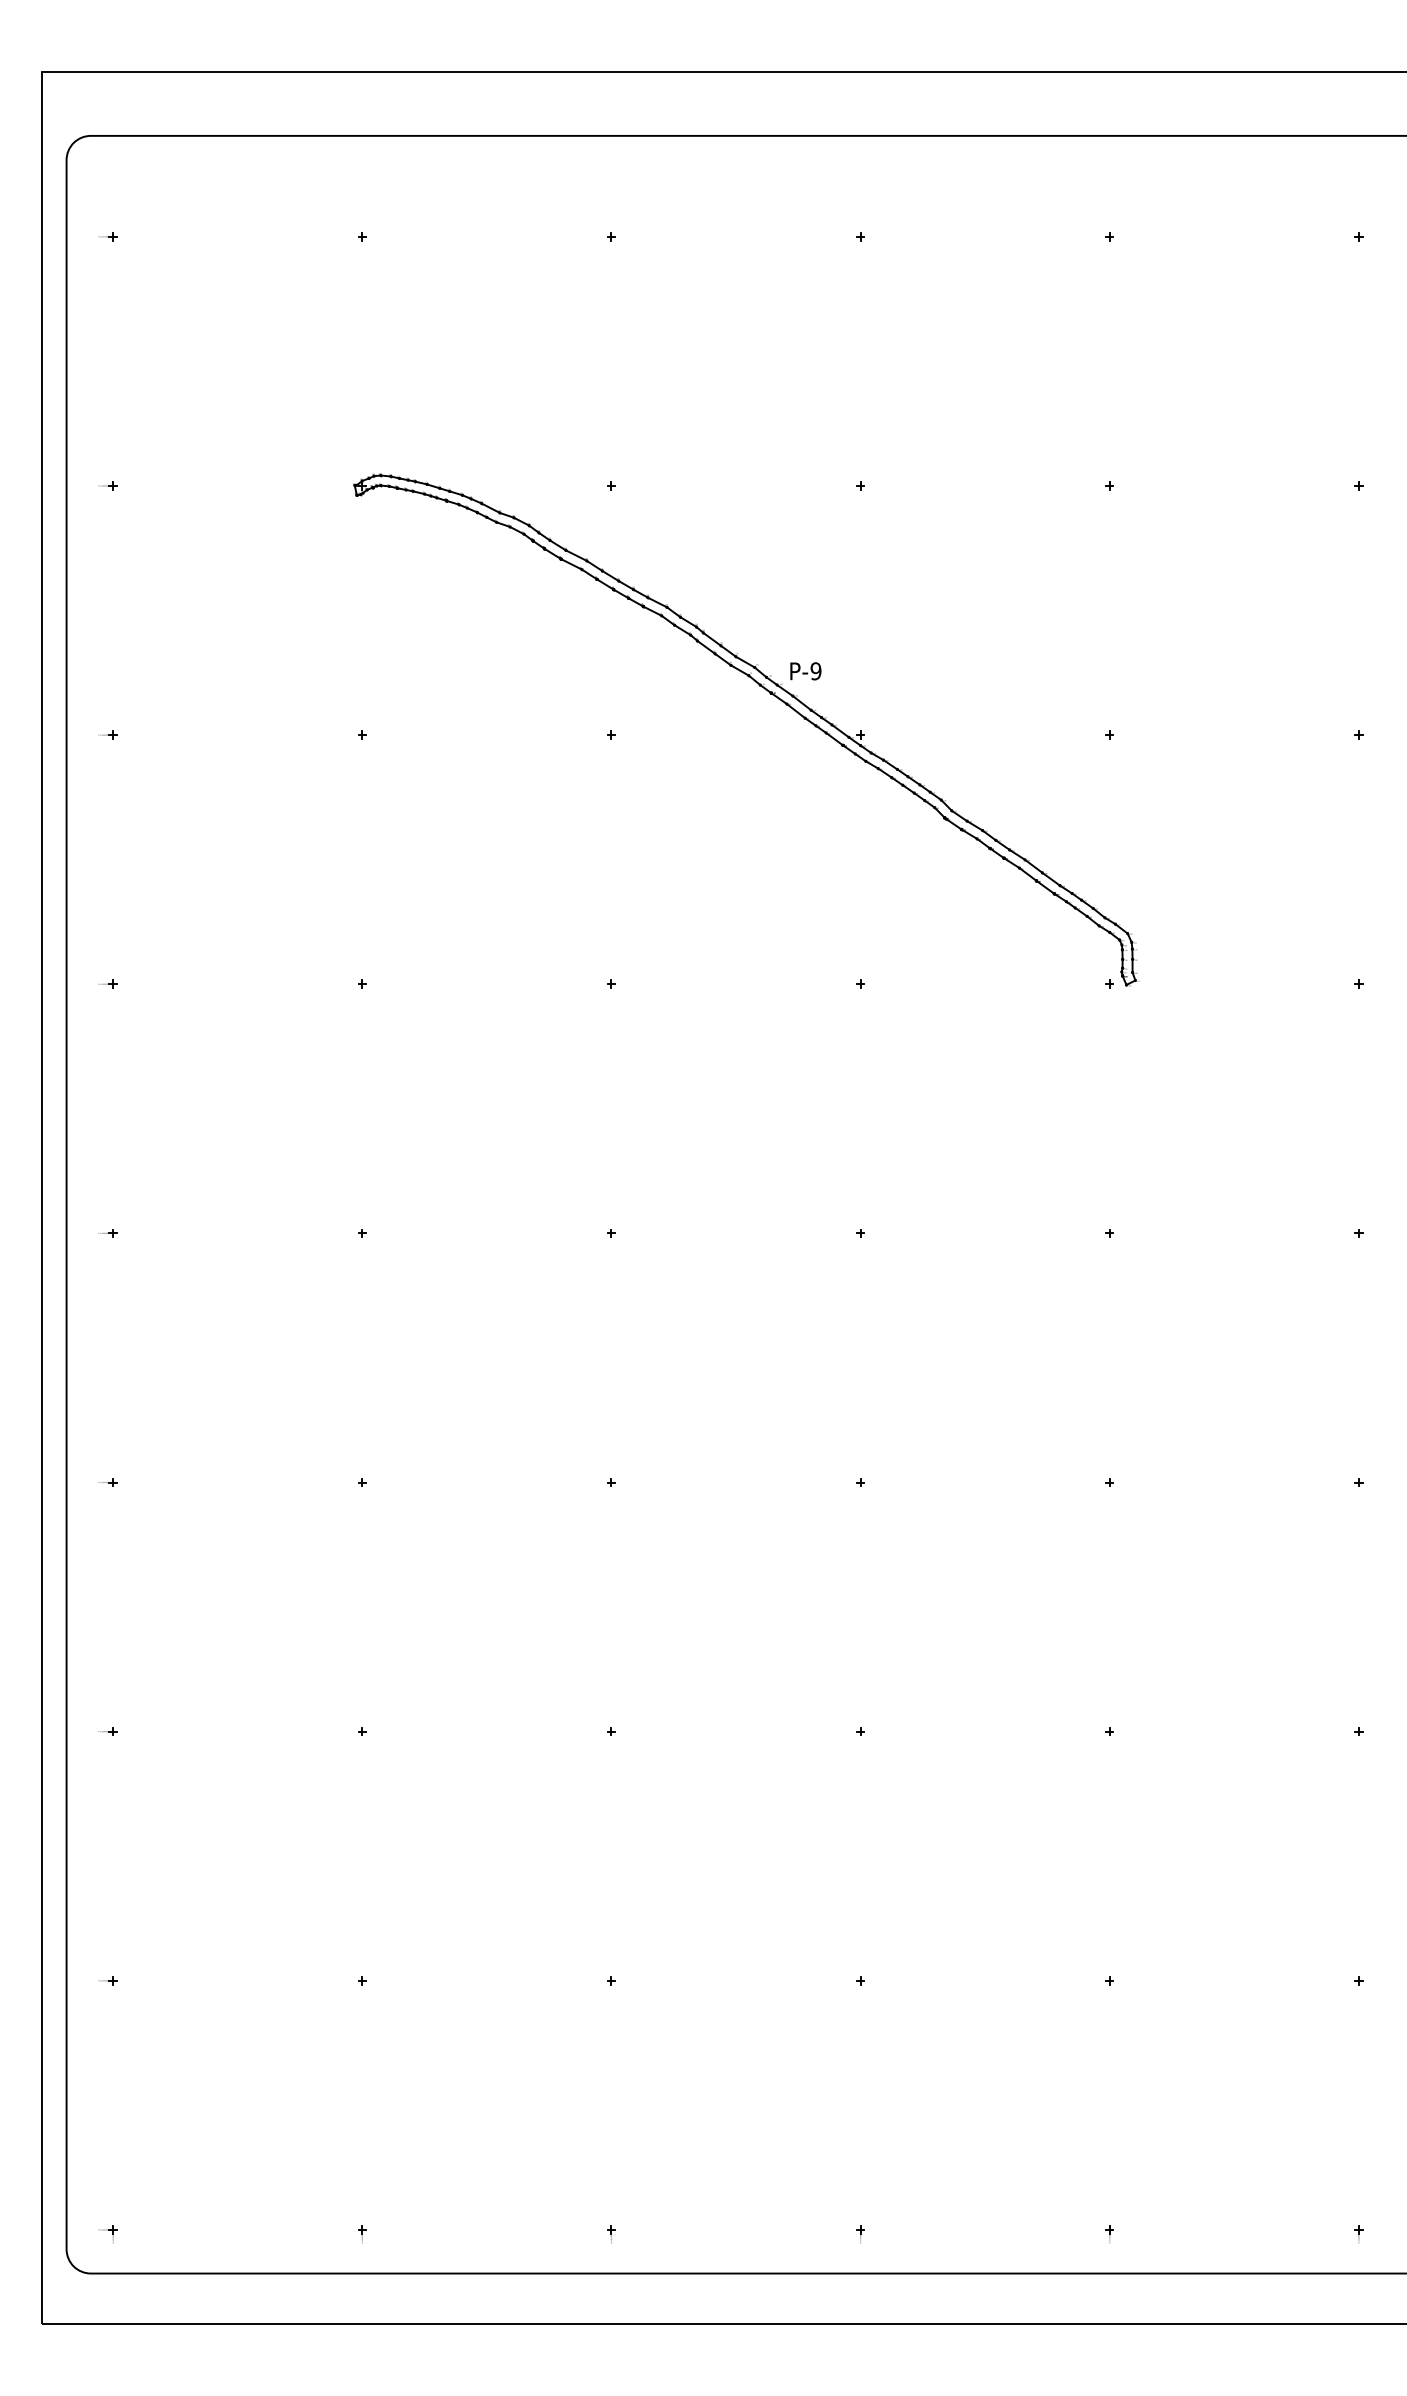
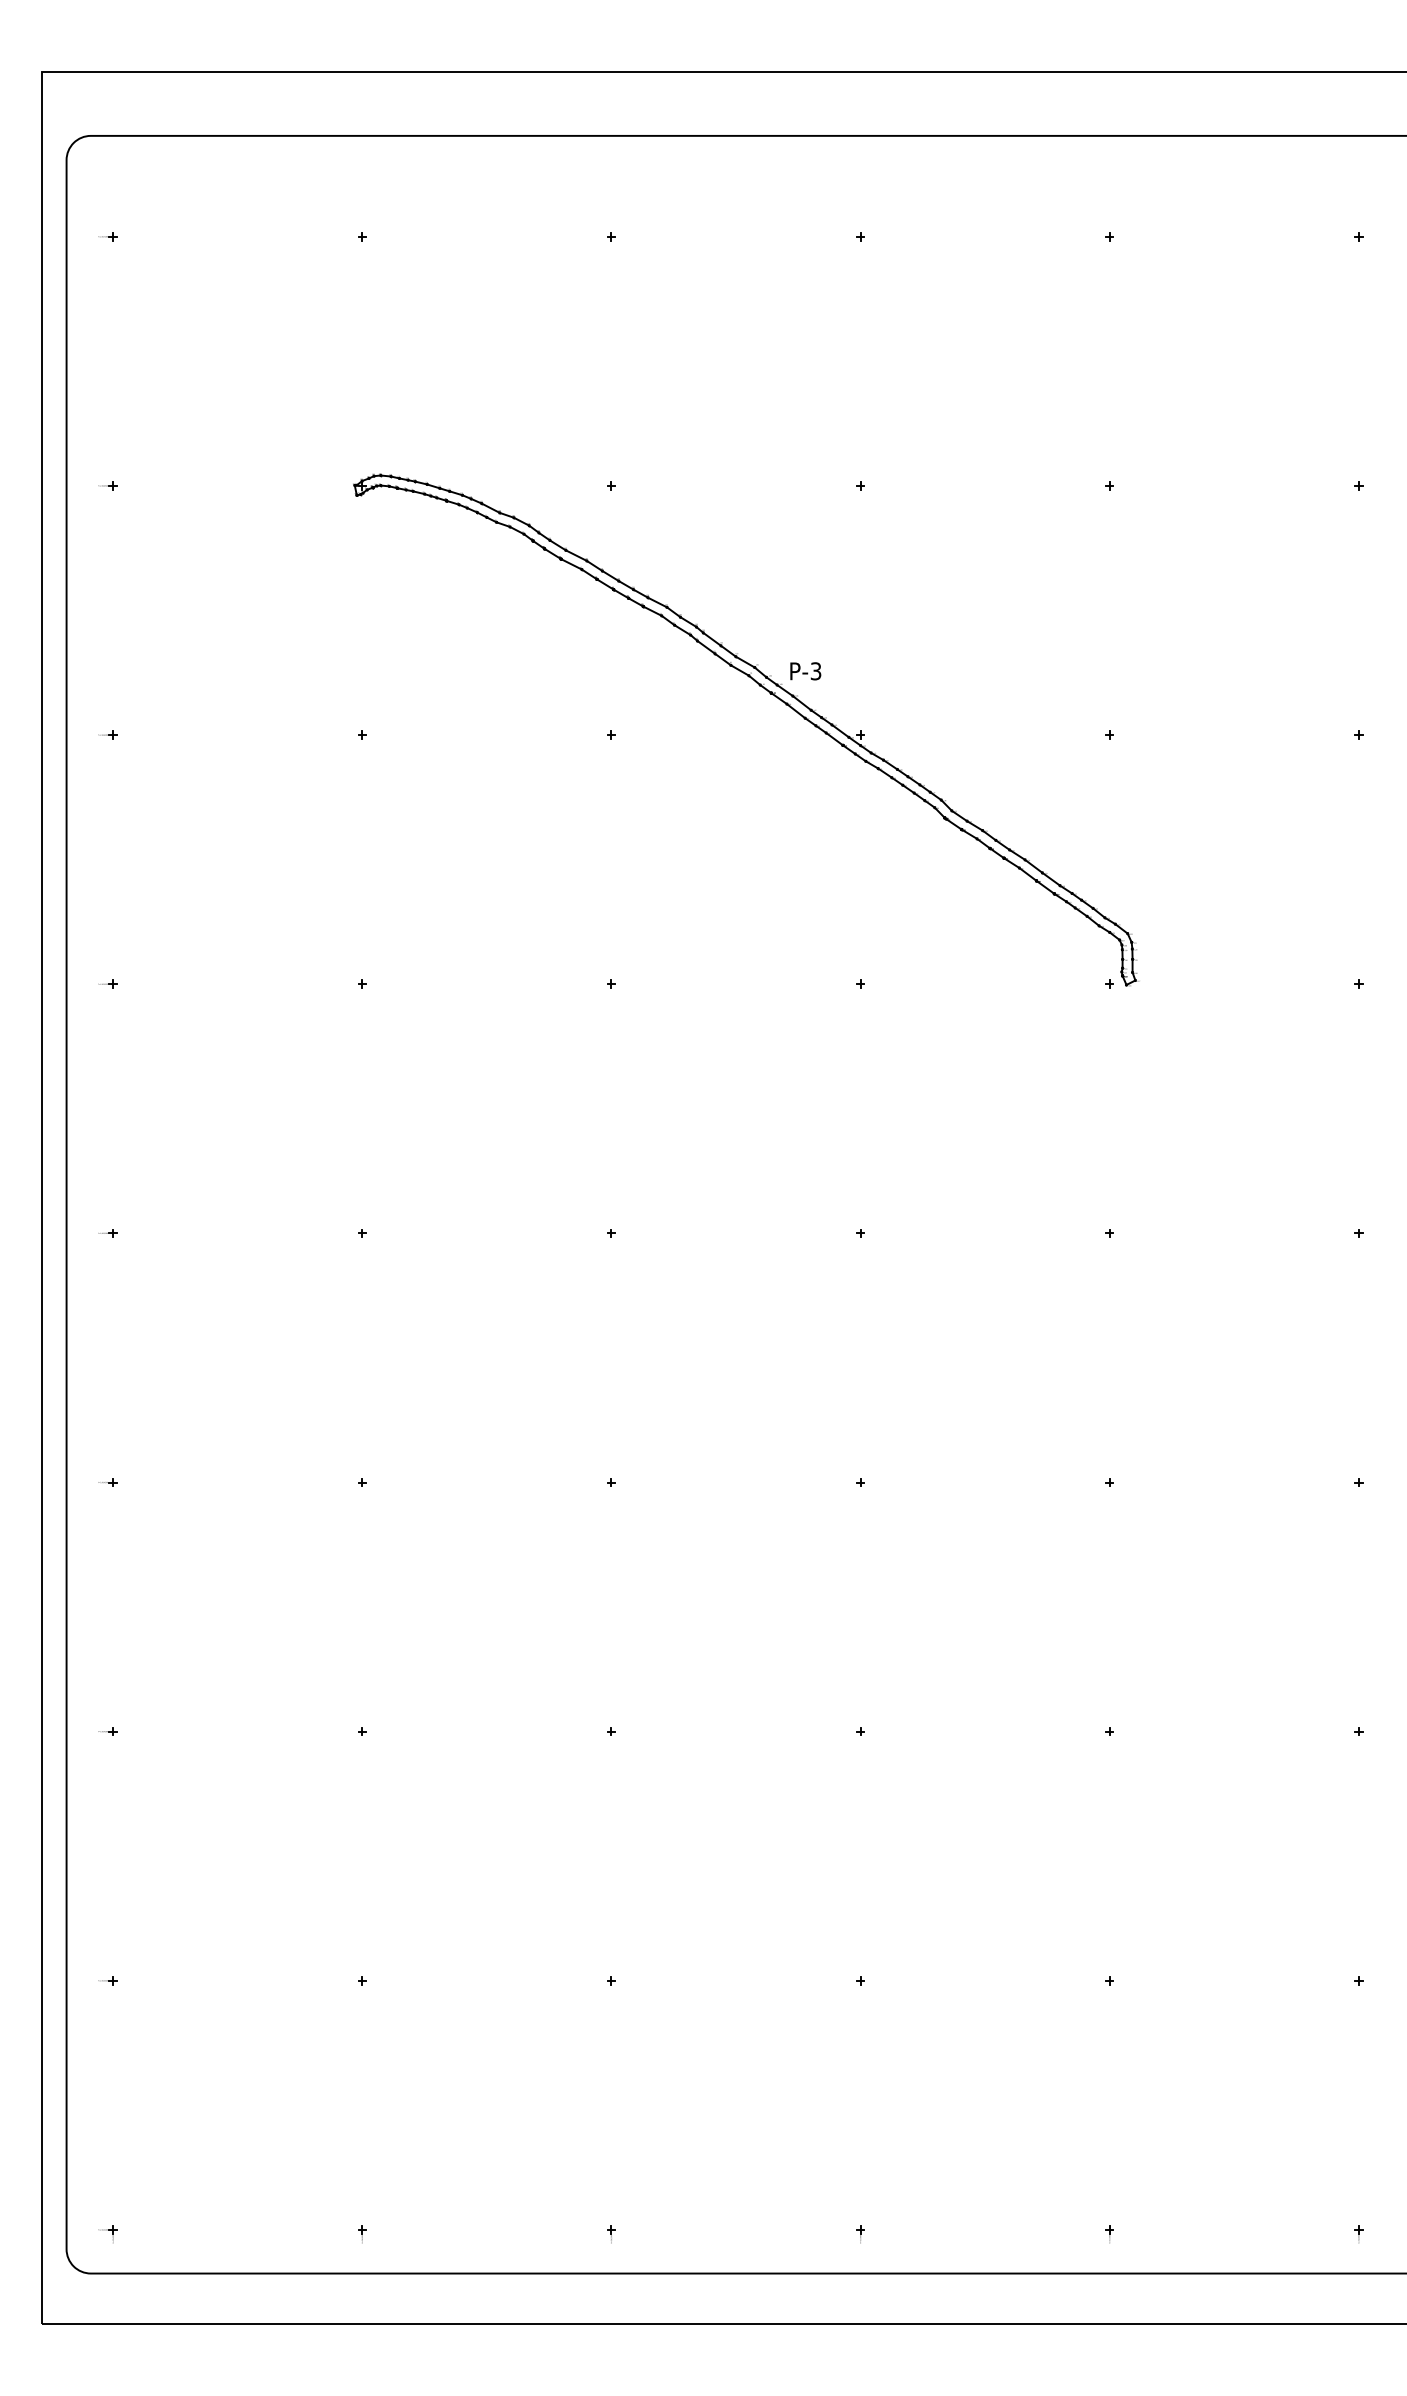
text: P-9 -> P-3 (815, 671)
